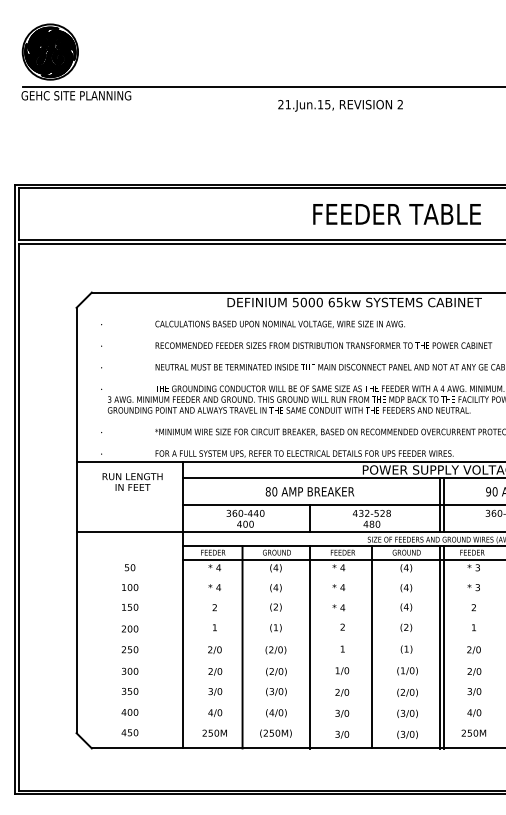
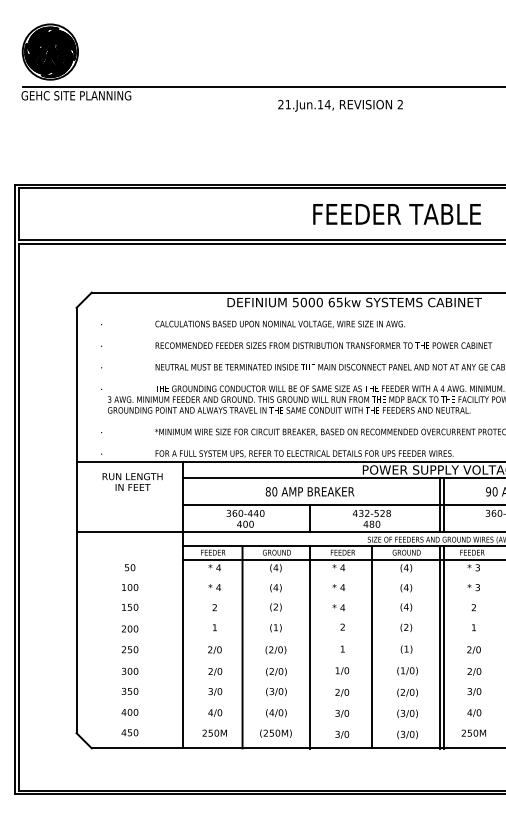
text: 21.Jun.15, -> 21.Jun.14, (327, 104)
